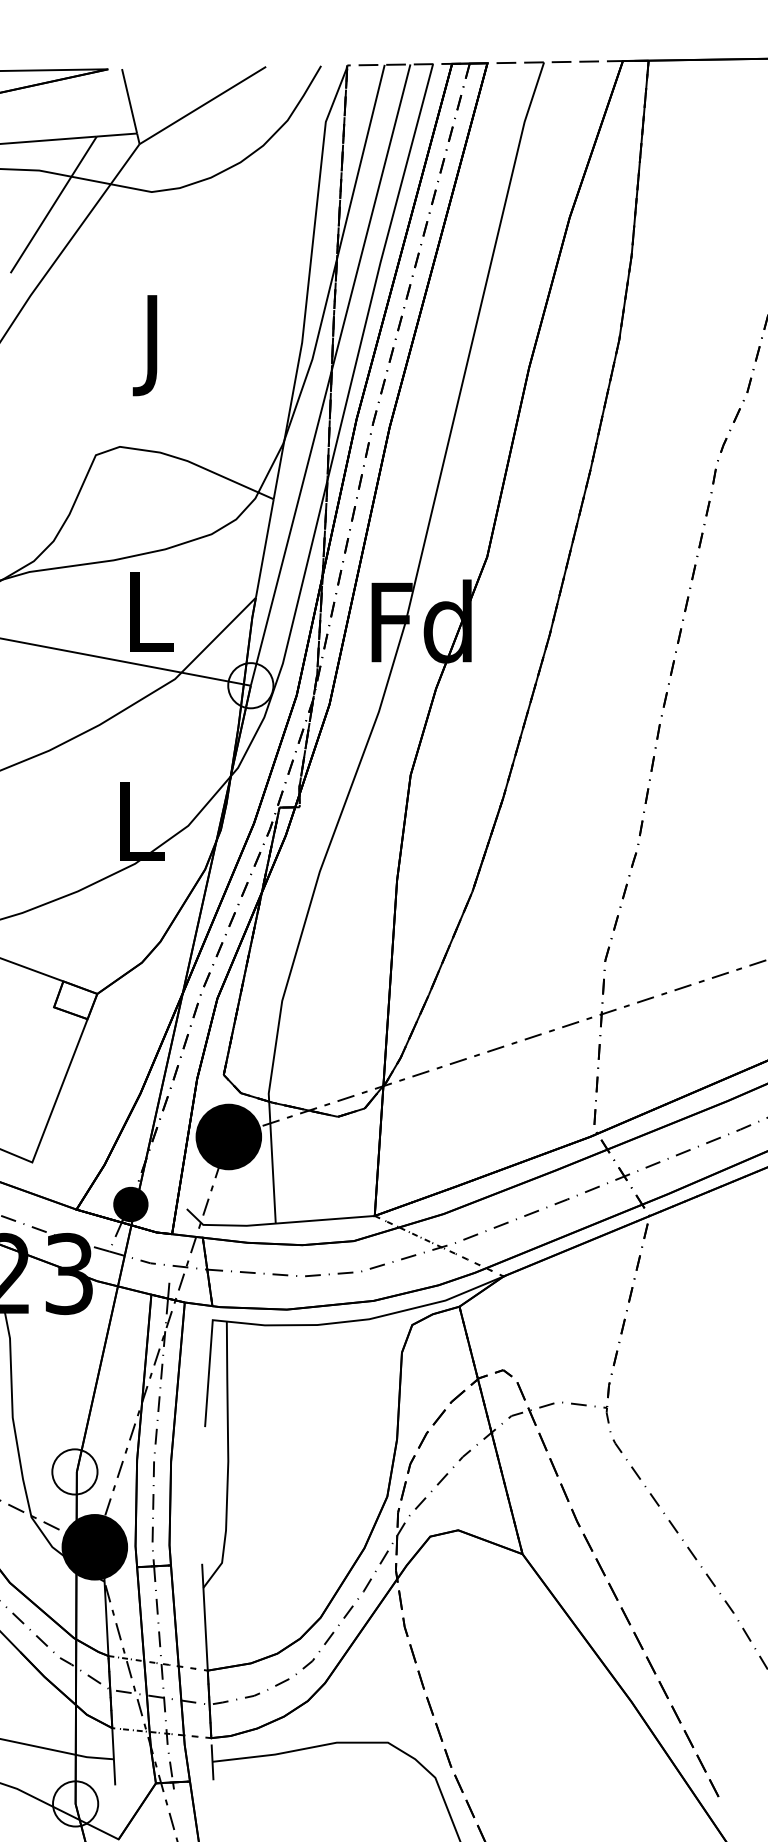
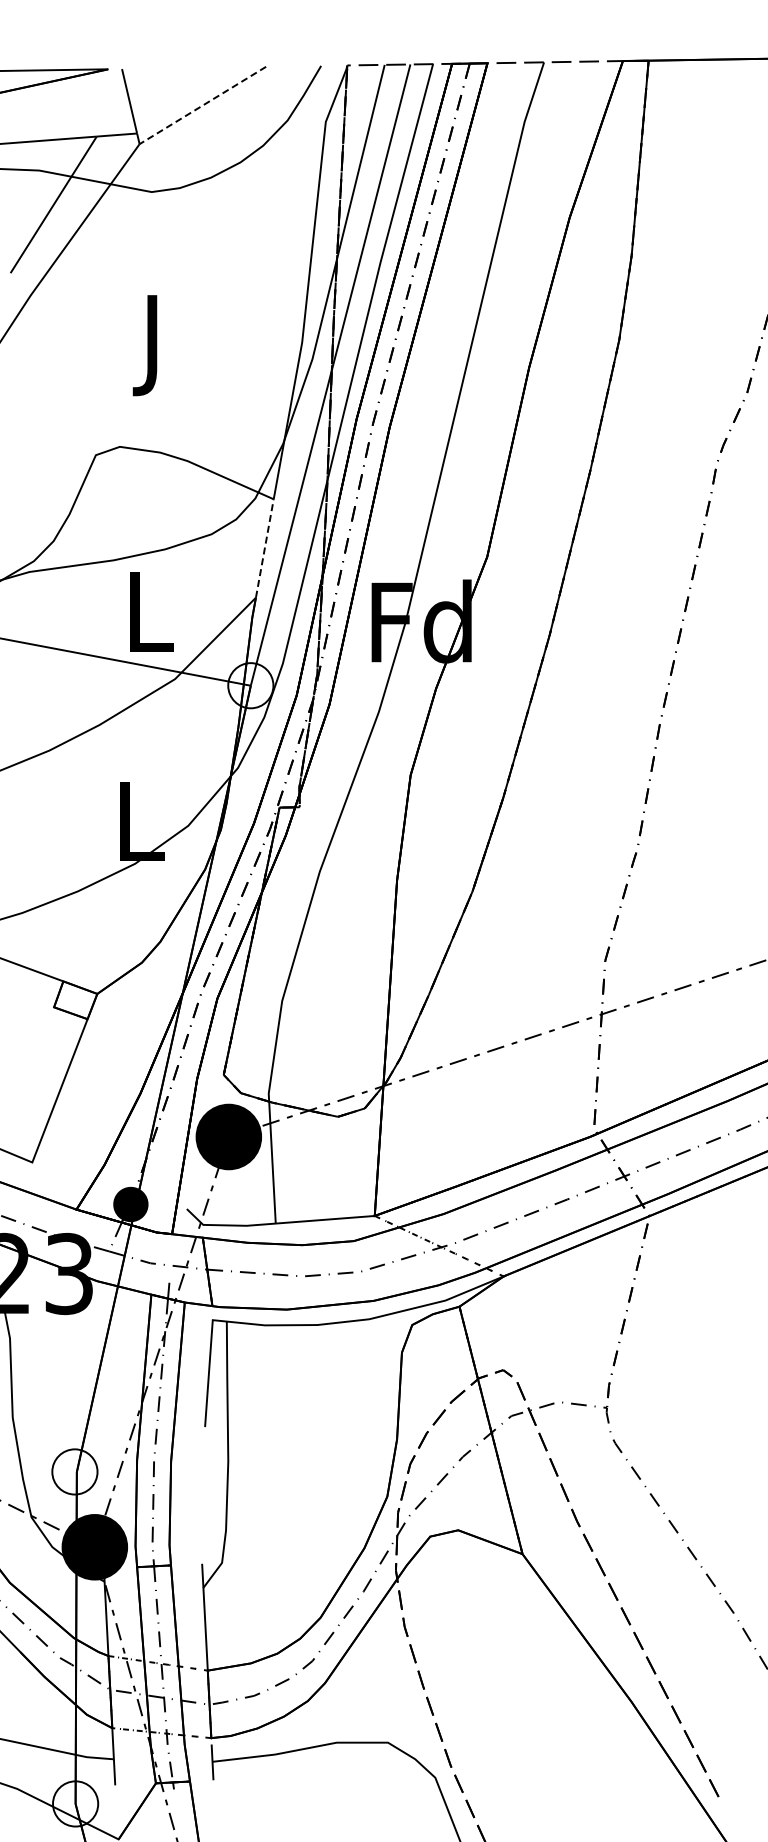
line: solid -> dashed (202, 105)
line: solid -> dashed (264, 548)
